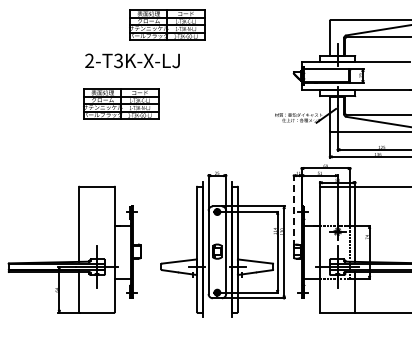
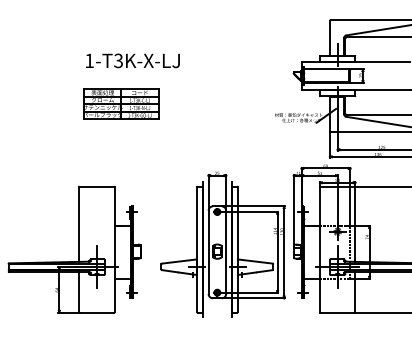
part: present -> none (167, 24)
text: 2-T3K-X-LJ -> 1-T3K-X-LJ (89, 60)
line: dashed -> solid (293, 210)
